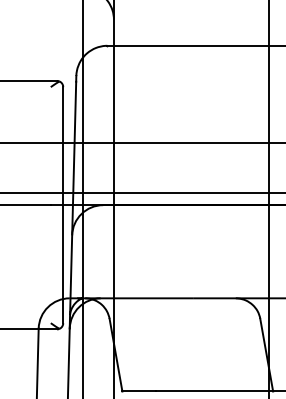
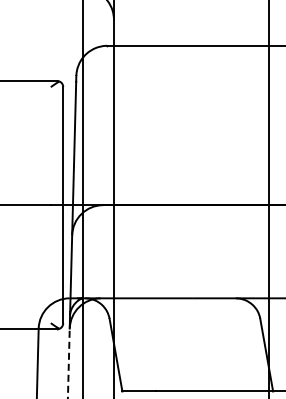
line: present -> none (142, 143)
line: present -> none (142, 192)
line: solid -> dashed (68, 363)
